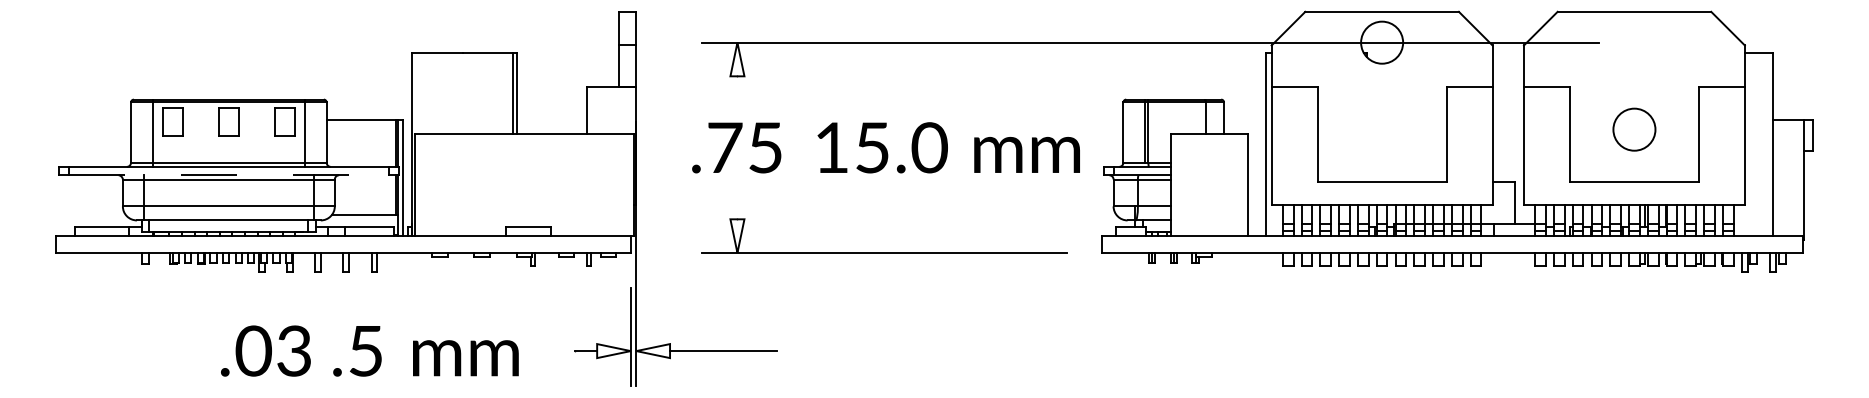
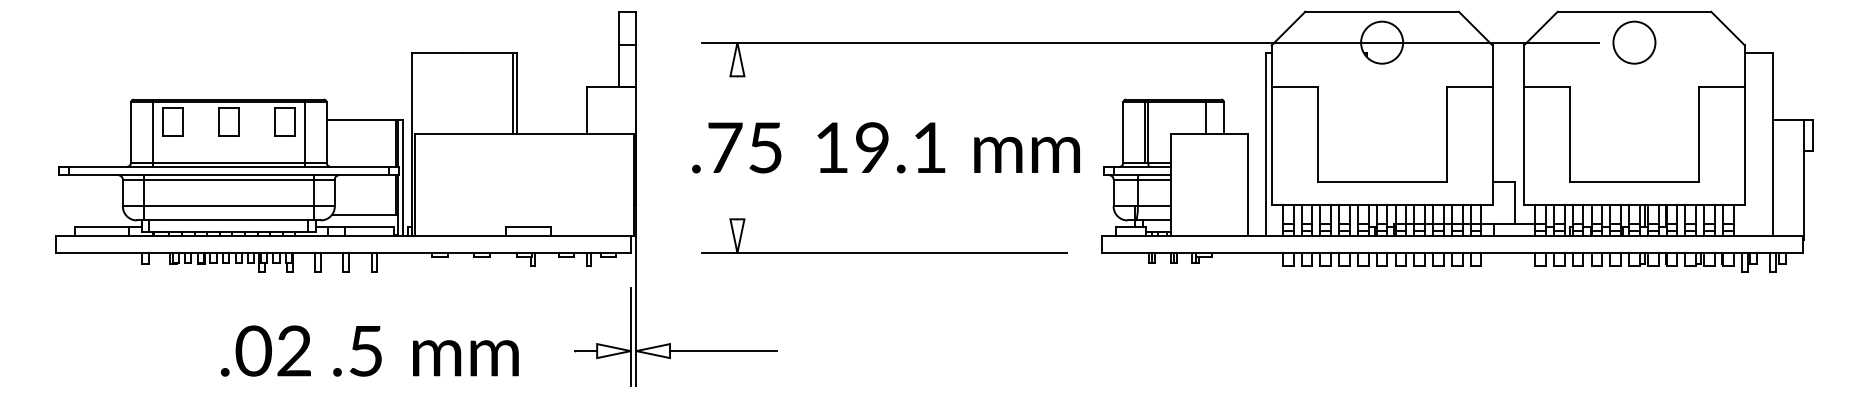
circle position: (1634, 129) -> (1634, 42) (1634, 42)
text: 15.0 -> 19.1 (901, 147)
line: dashed -> solid (229, 175)
text: .03 -> .02 (293, 351)
